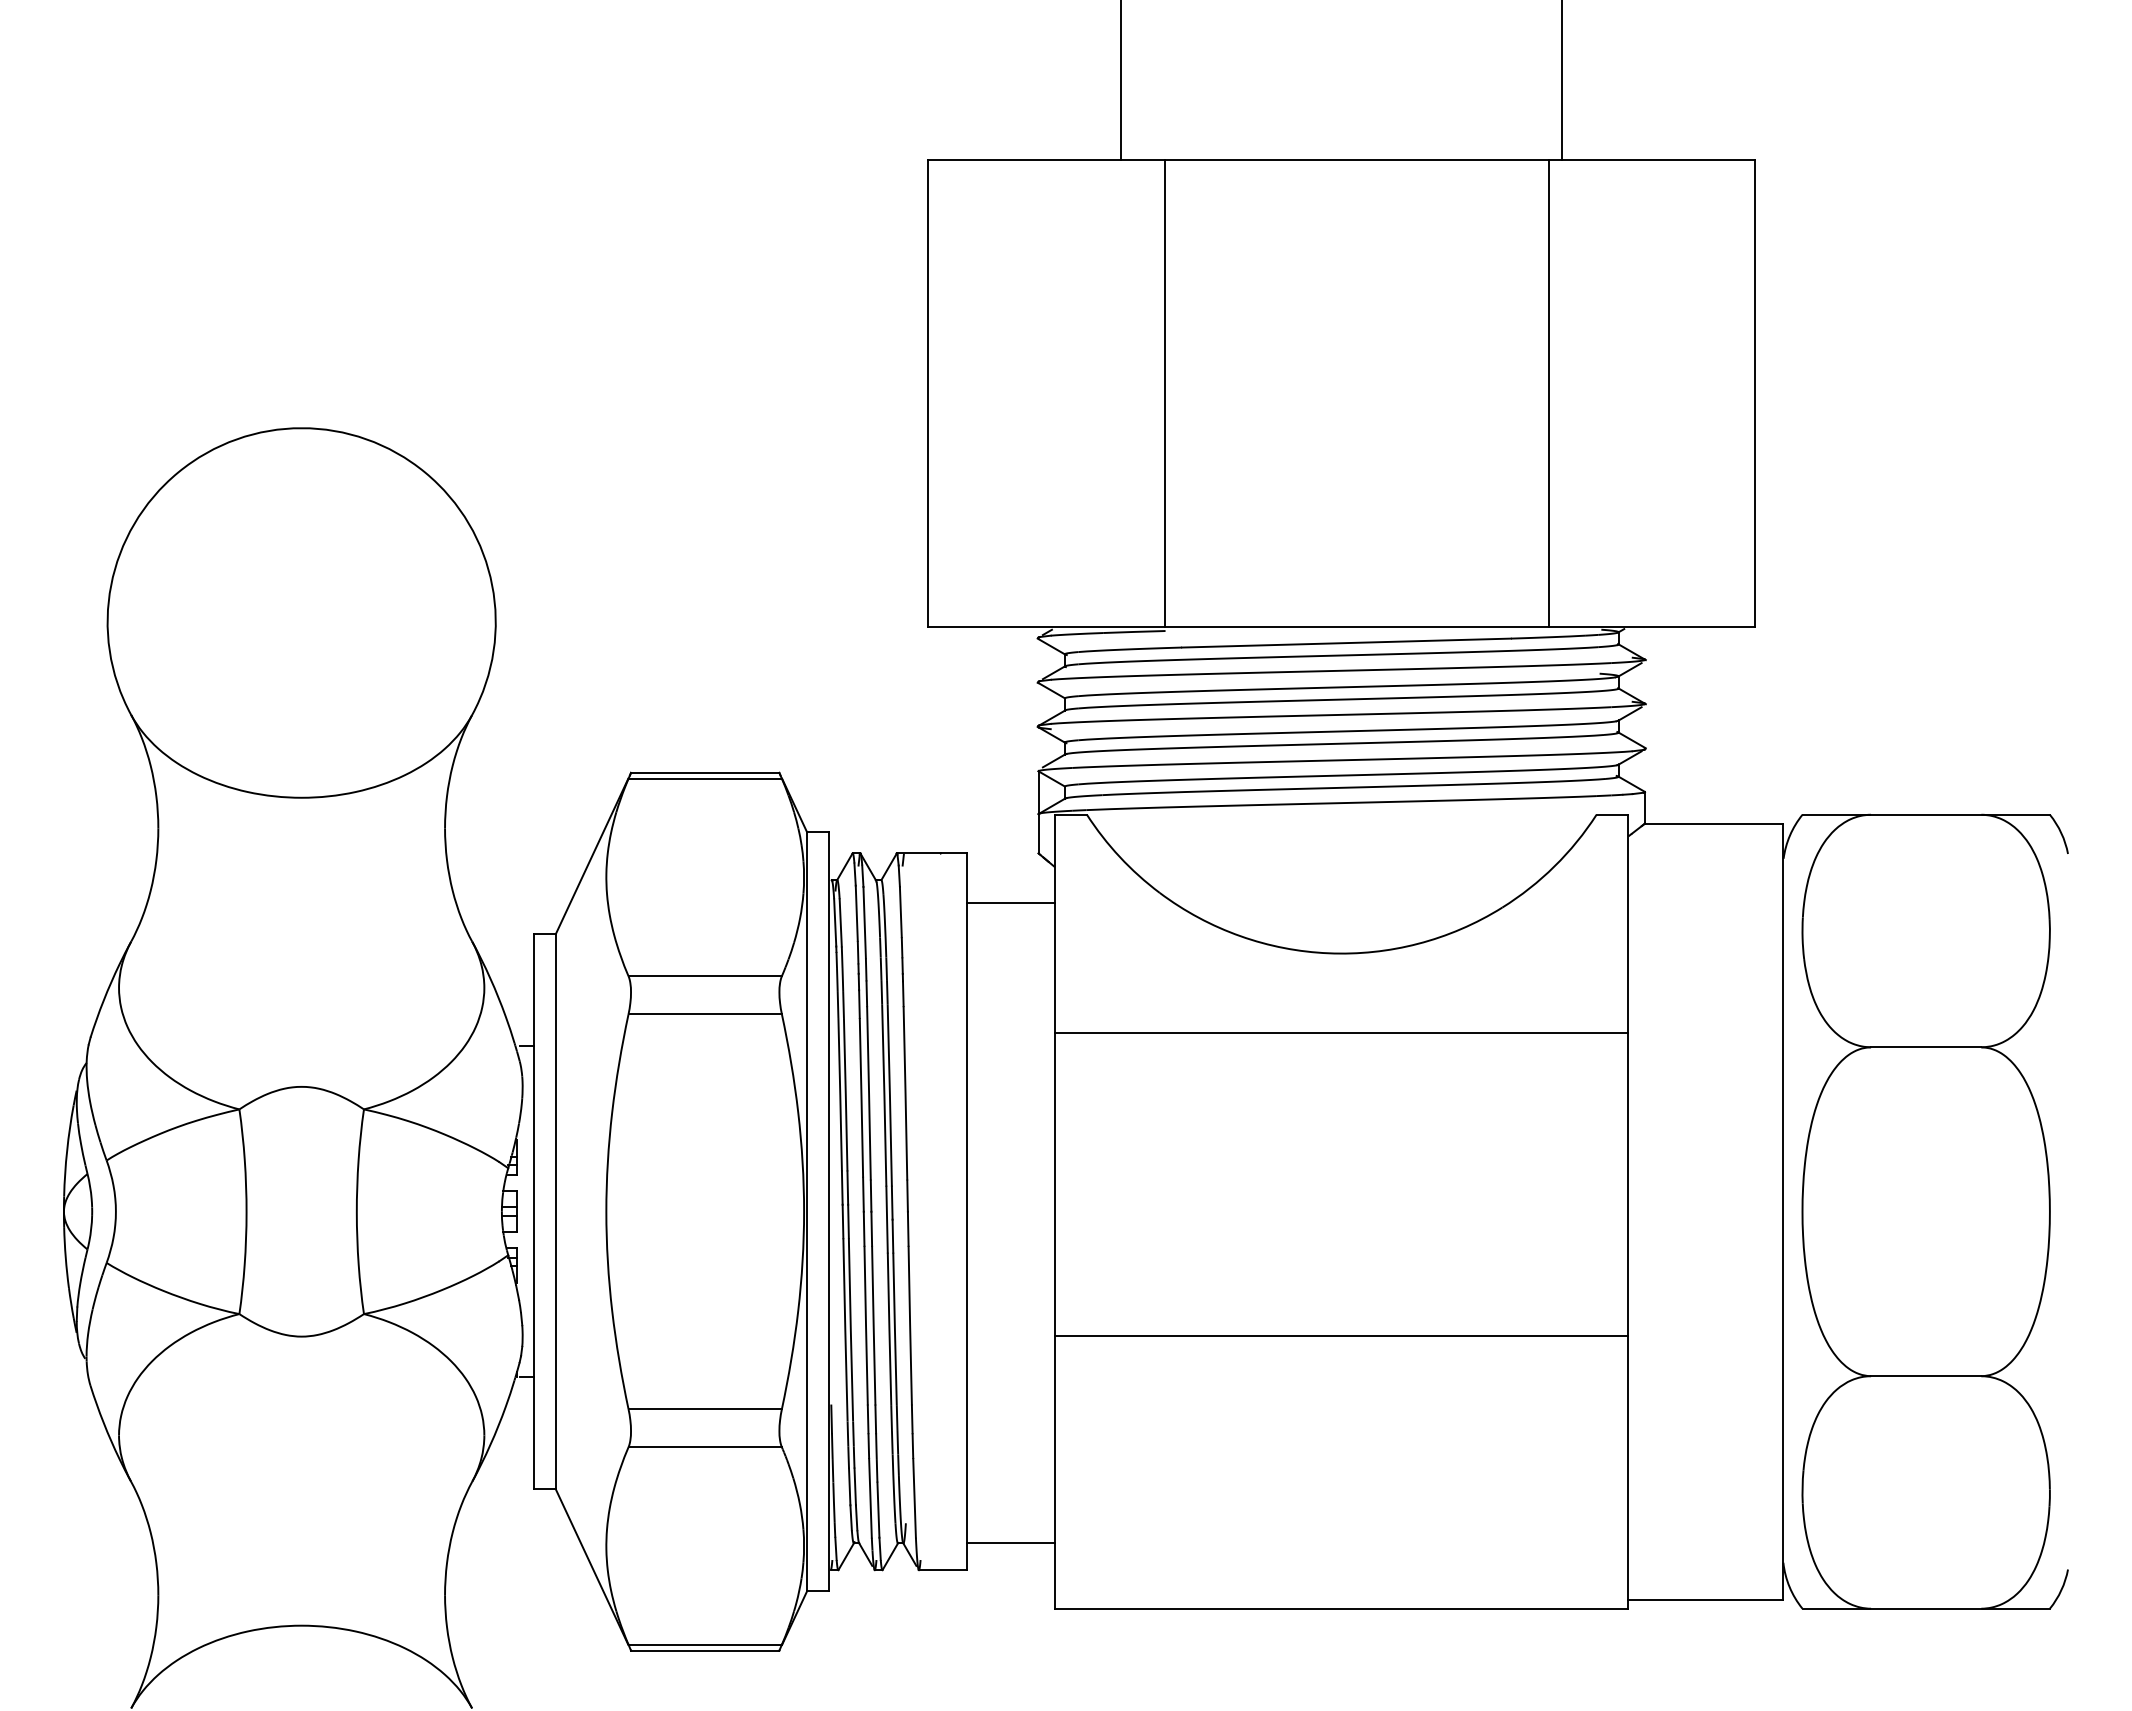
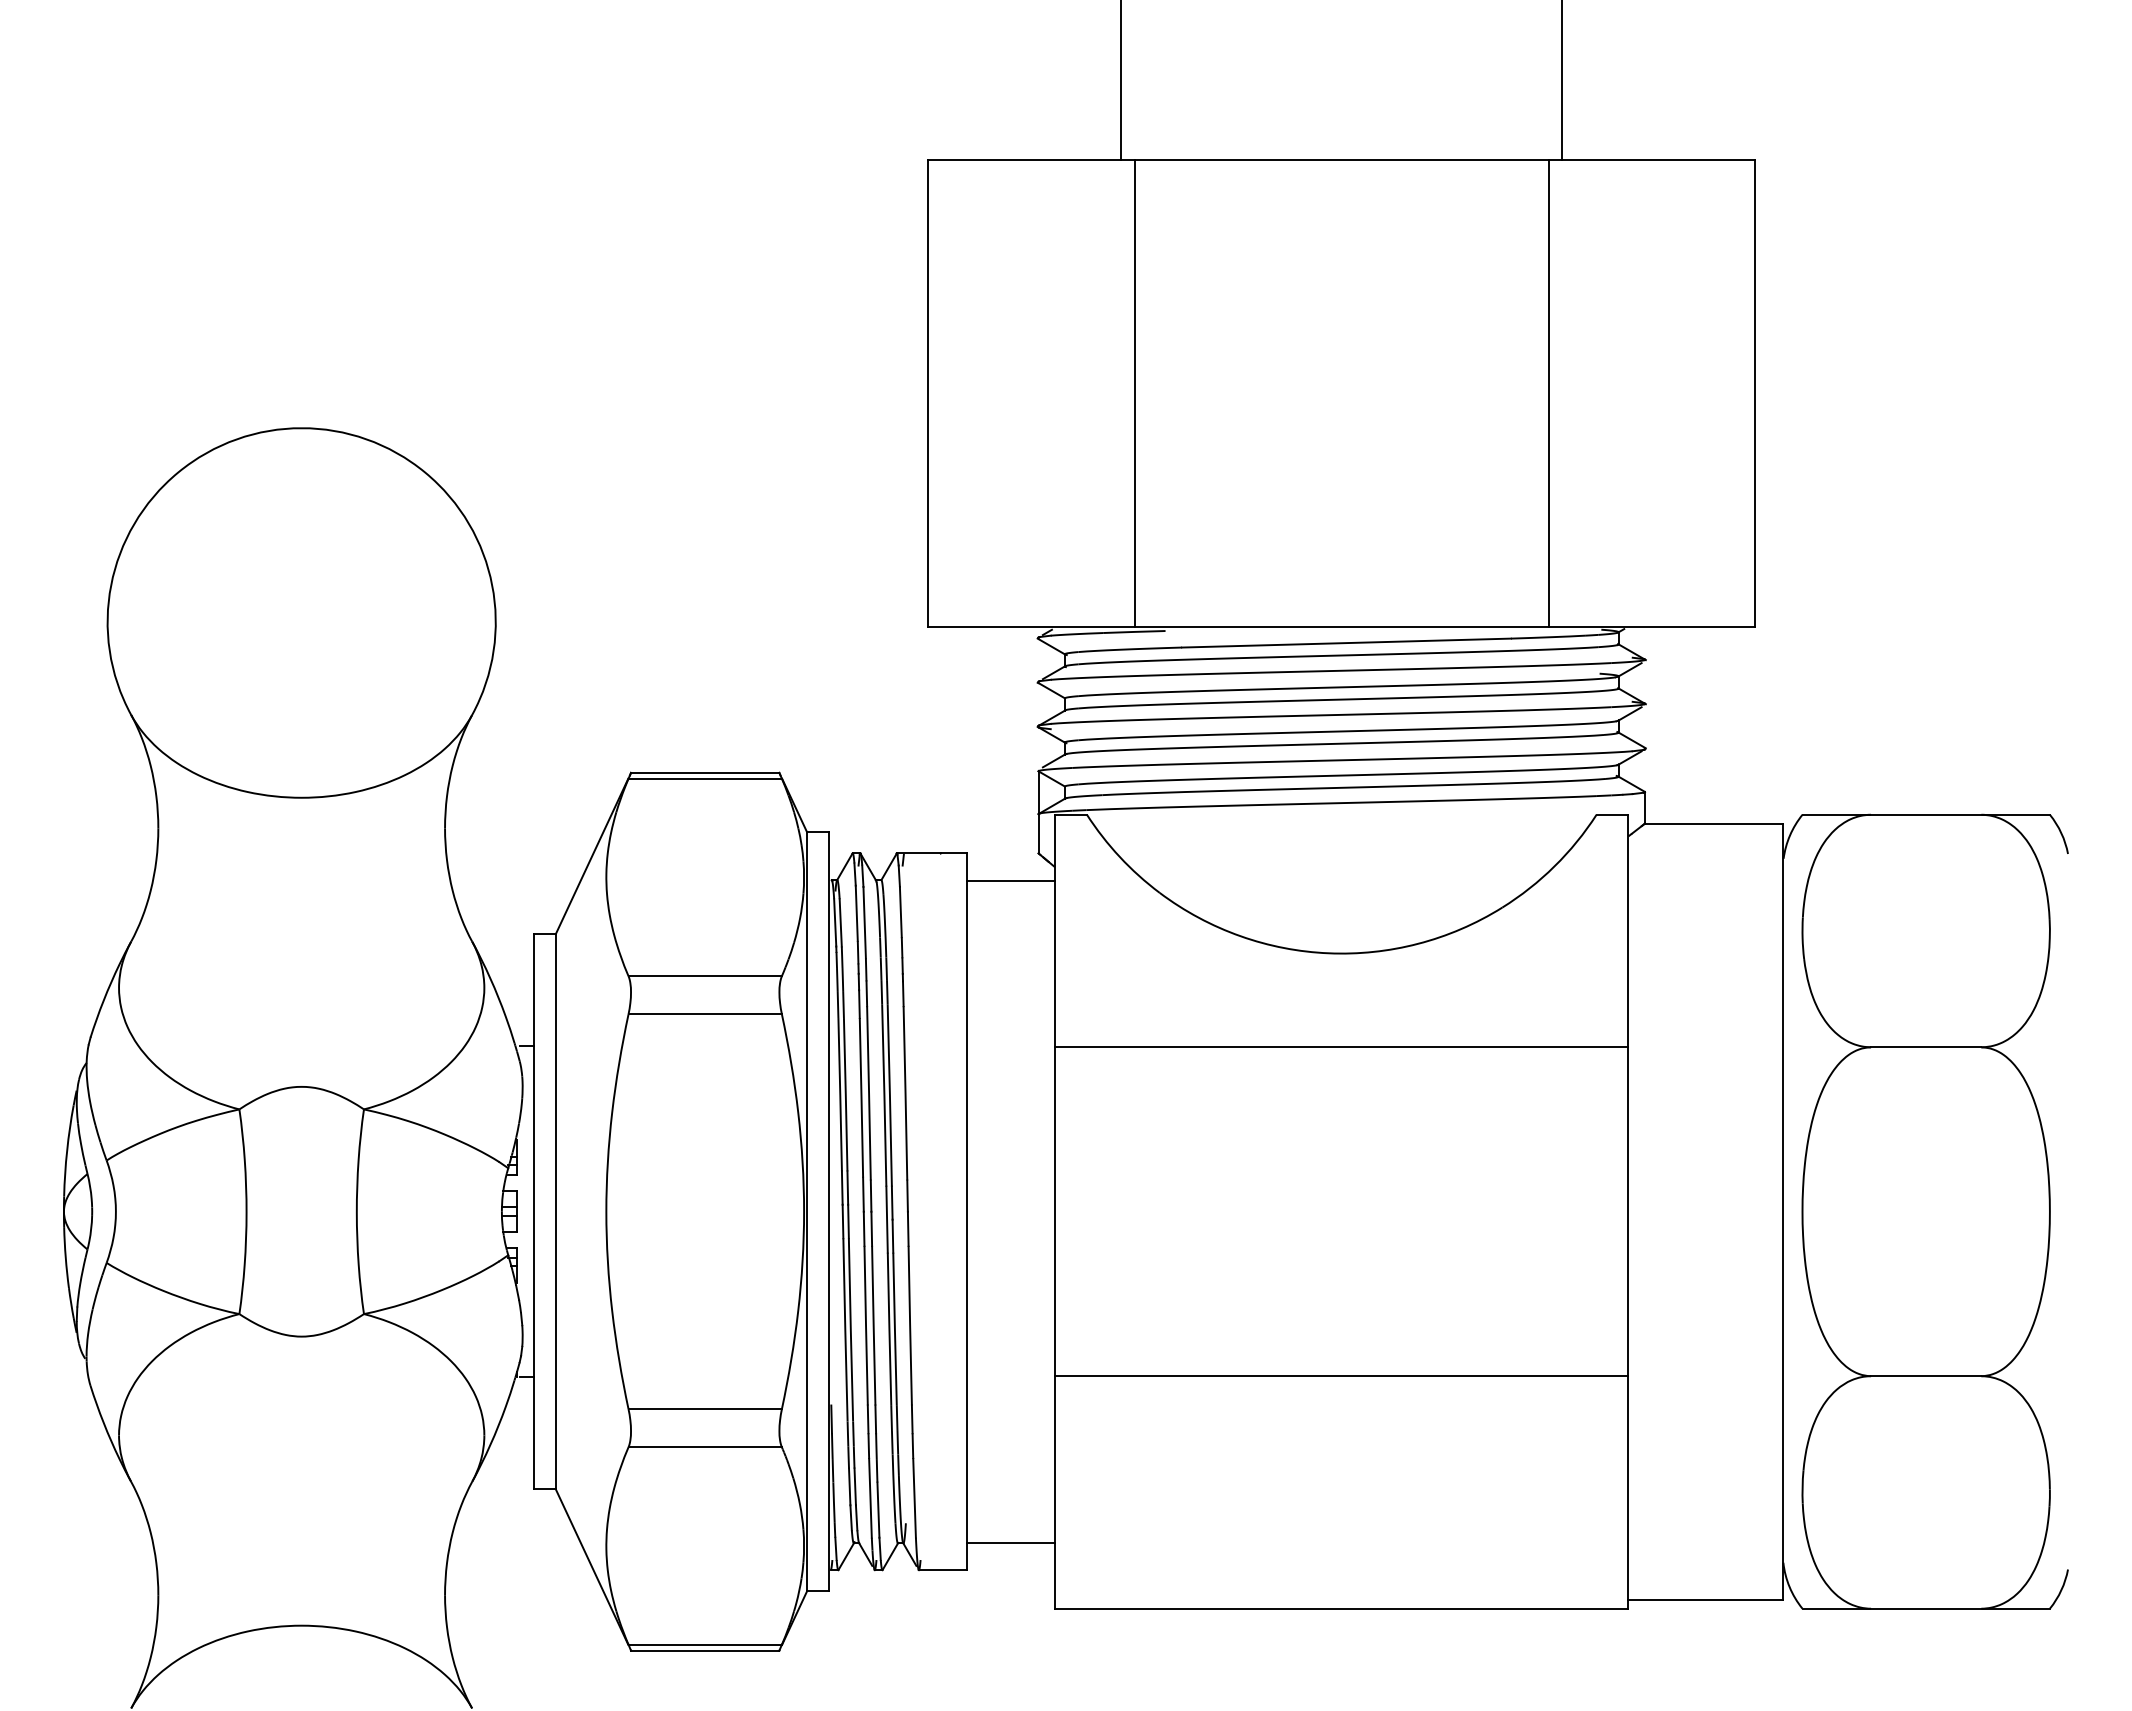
line position: (1164, 393) -> (1134, 393) (1134, 393)
line position: (1010, 902) -> (1010, 880) (1010, 880)
line position: (1341, 1033) -> (1341, 1047) (1341, 1047)
line position: (1341, 1336) -> (1341, 1376) (1341, 1376)
